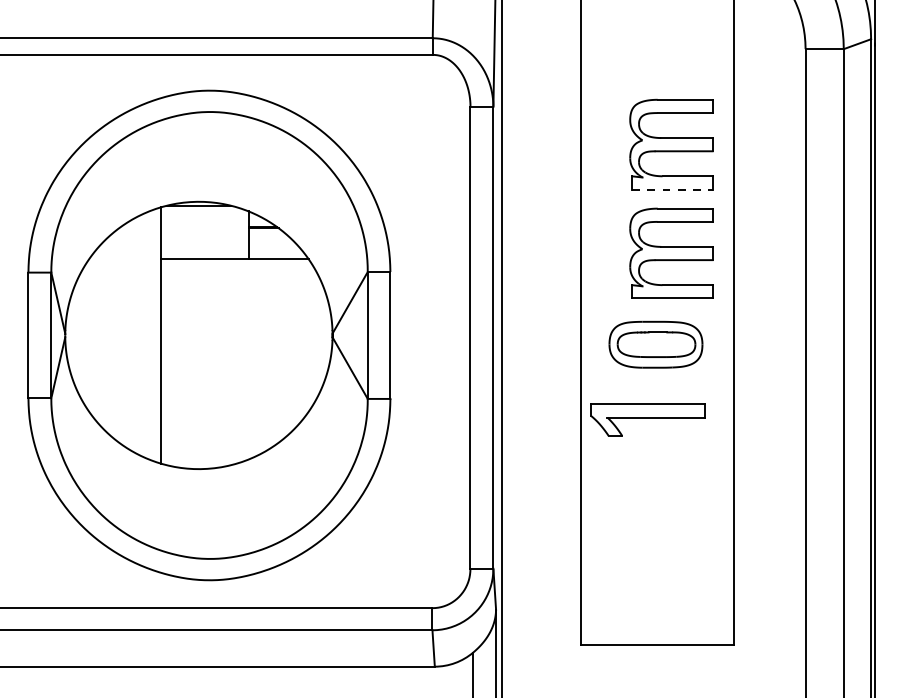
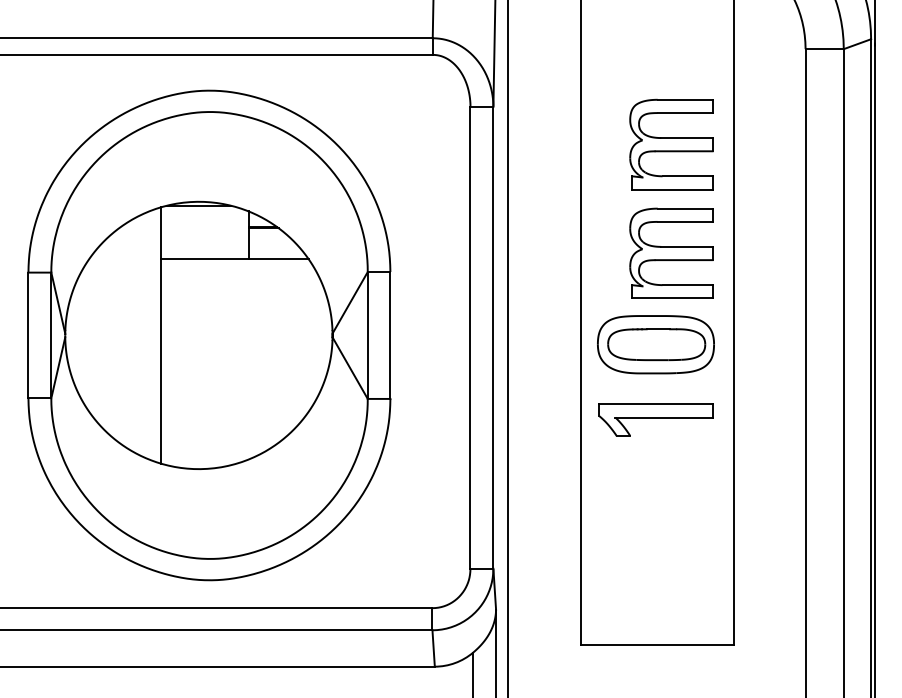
line: dashed -> solid (672, 189)
part size: 96x49 px -> 118x60 px (655, 344)
line position: (501, 348) -> (507, 348) (507, 348)
part position: (647, 419) -> (655, 419) (655, 419)
